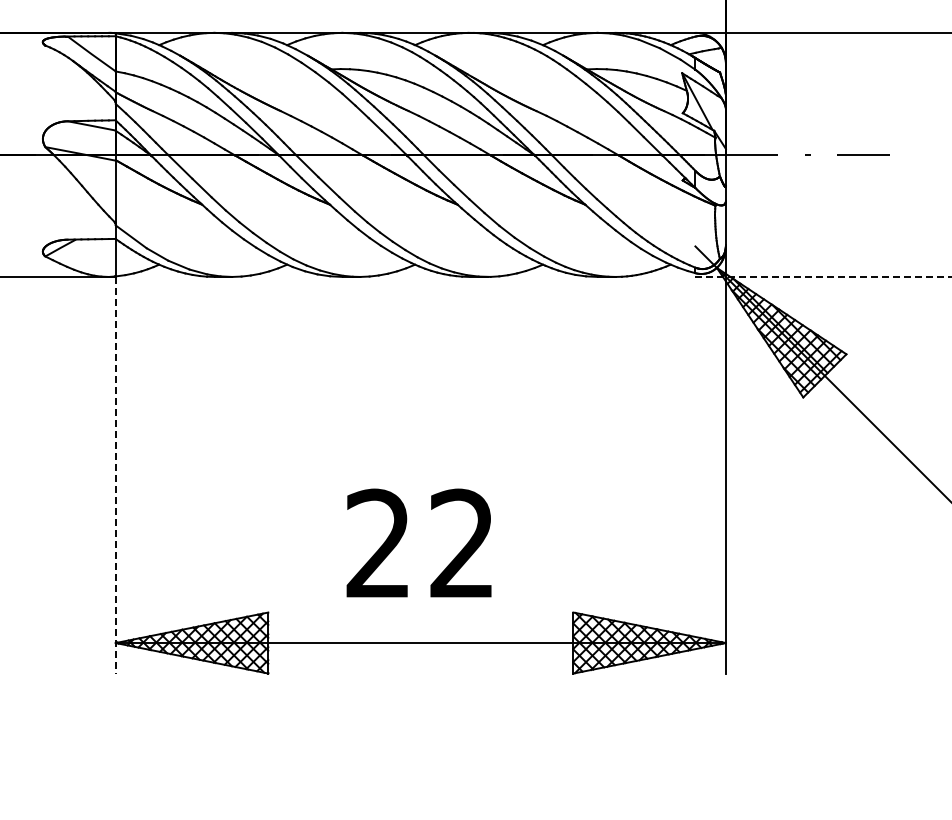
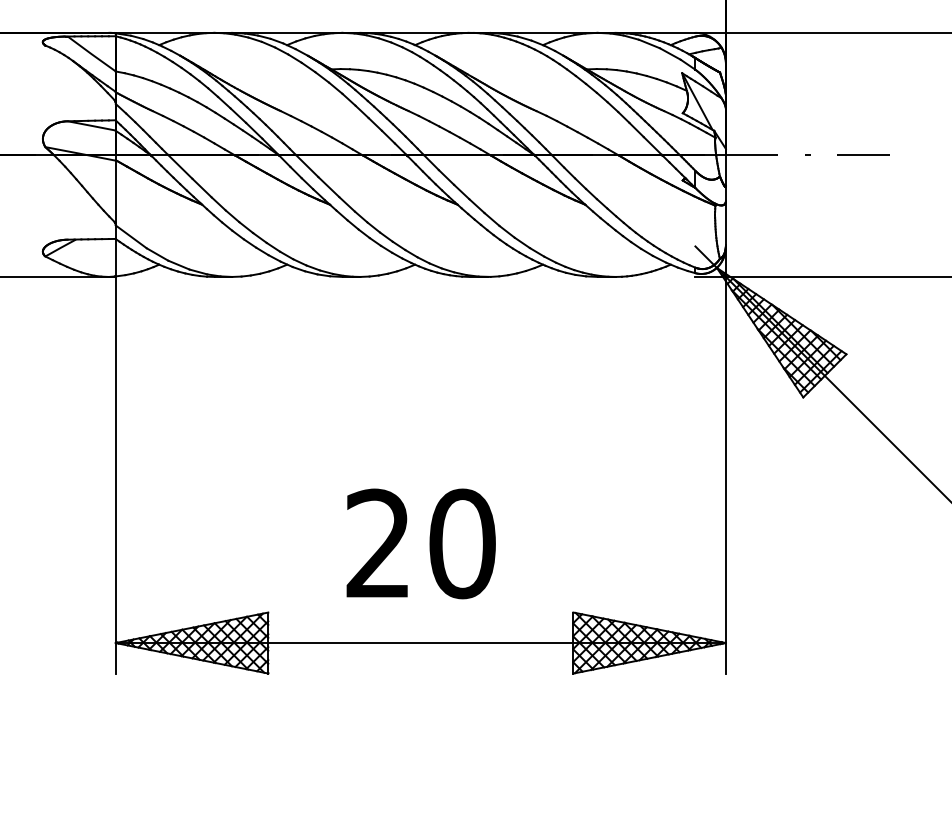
line: dashed -> solid (824, 276)
line: dashed -> solid (115, 475)
text: 22 -> 20 (462, 543)
